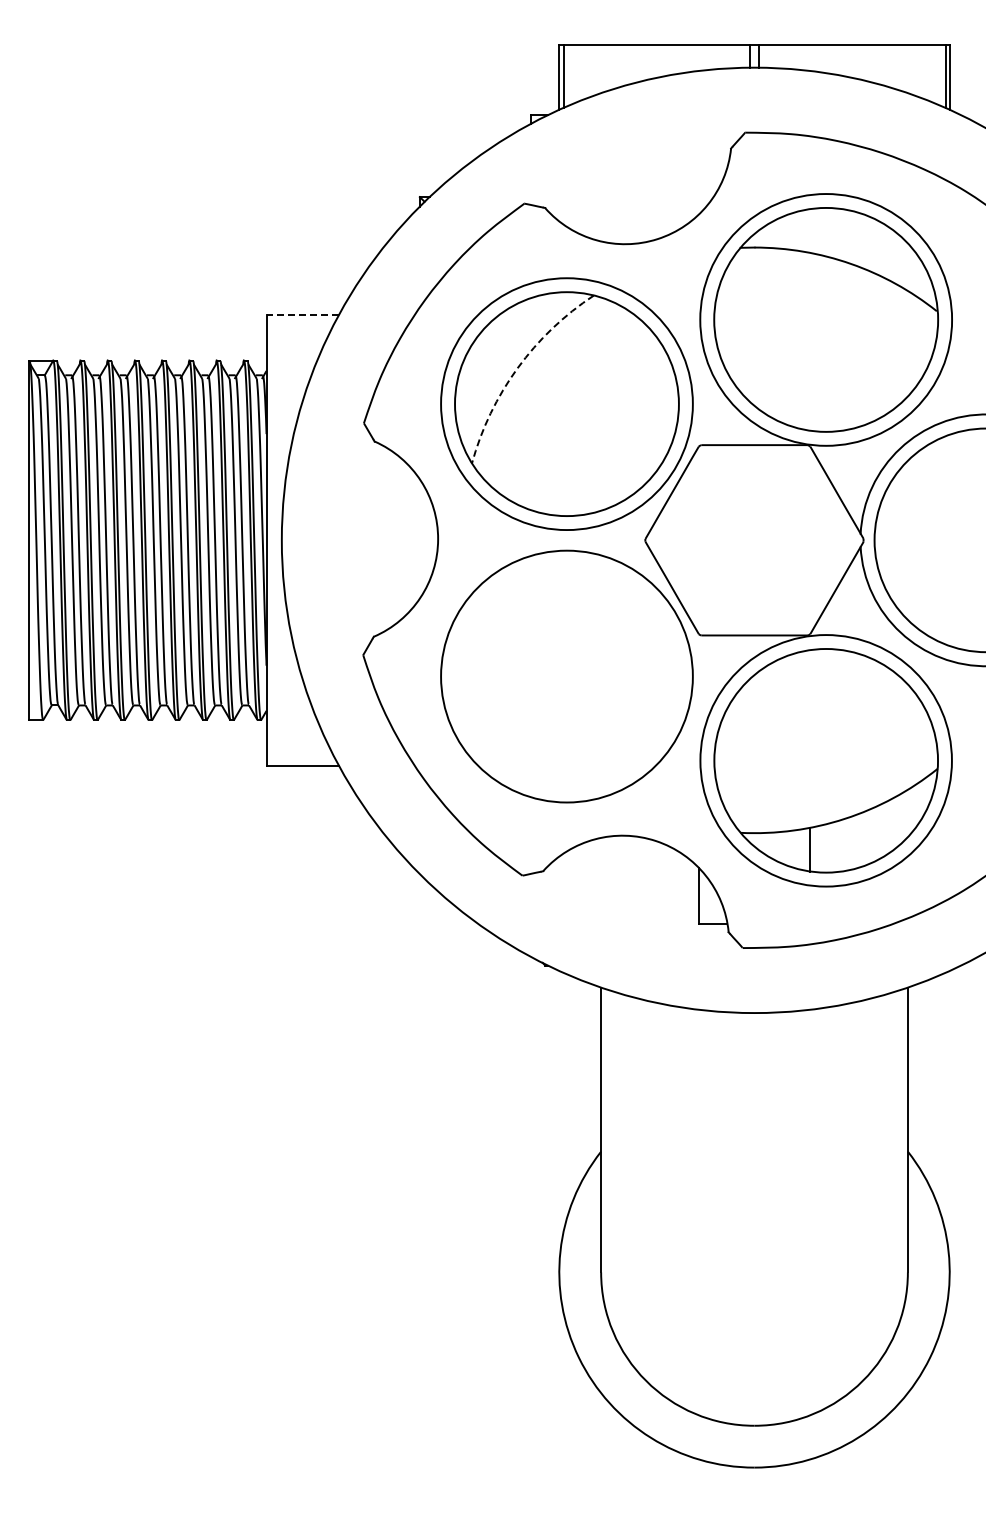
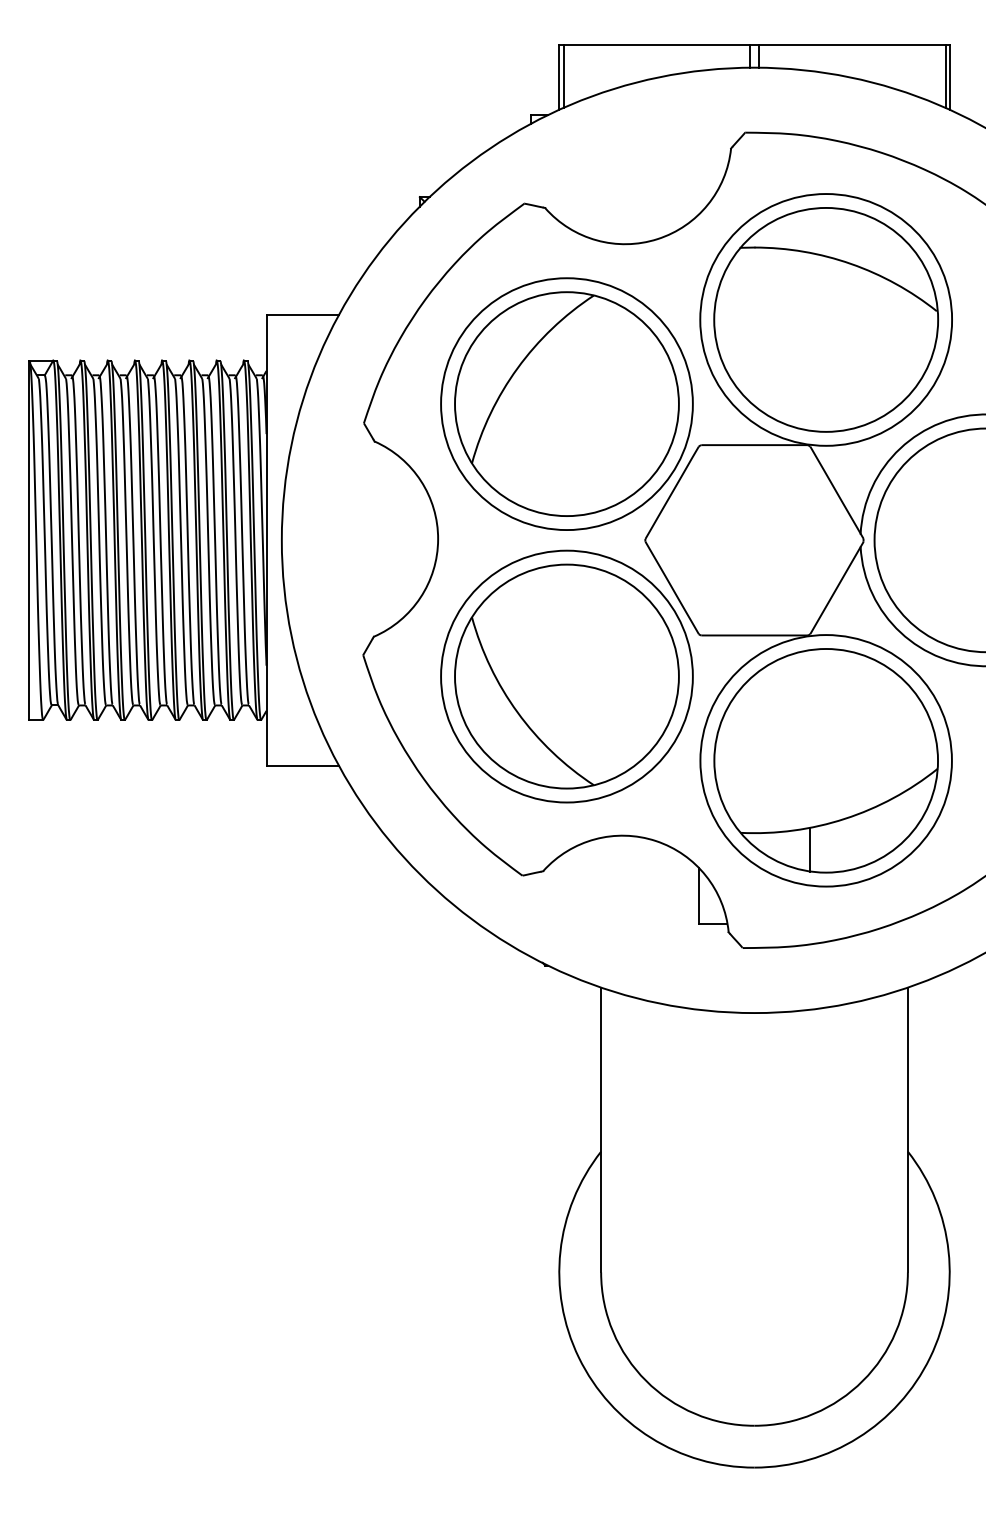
line: dashed -> solid (302, 315)
arc: dashed -> solid (517, 368)
part: none -> present (566, 676)
